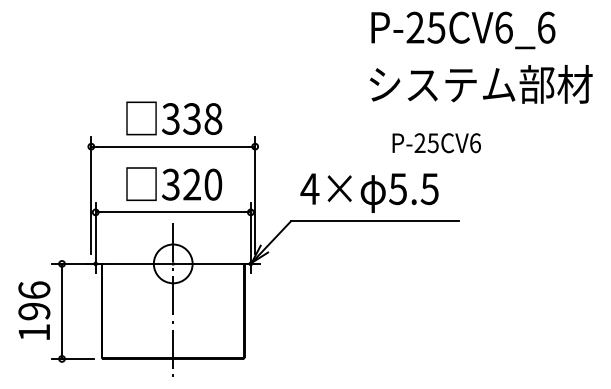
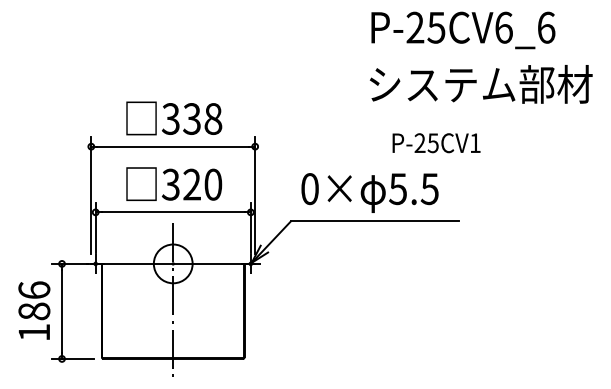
text: P-25CV6 -> P-25CV1 (475, 143)
text: 4× -> 0× (309, 189)
text: 196 -> 186 (34, 311)
